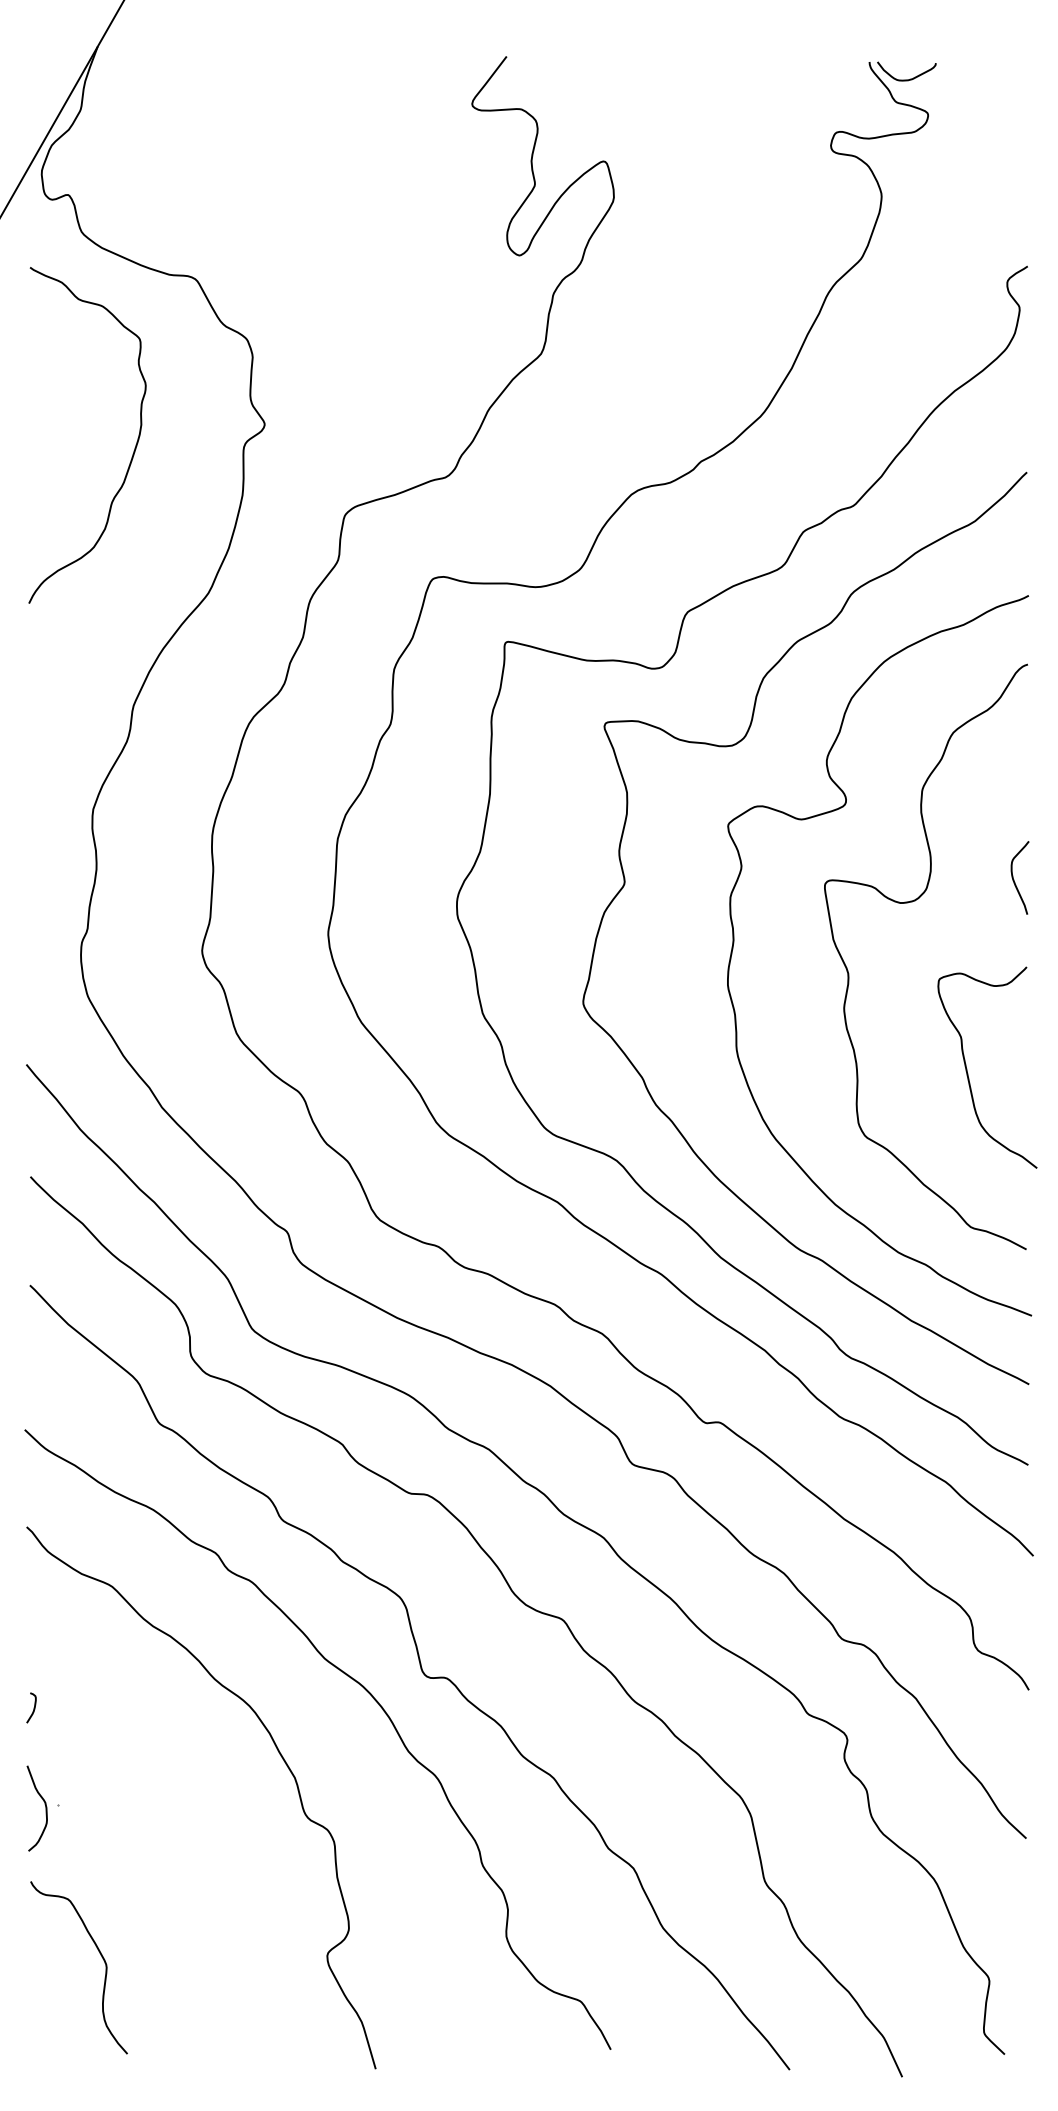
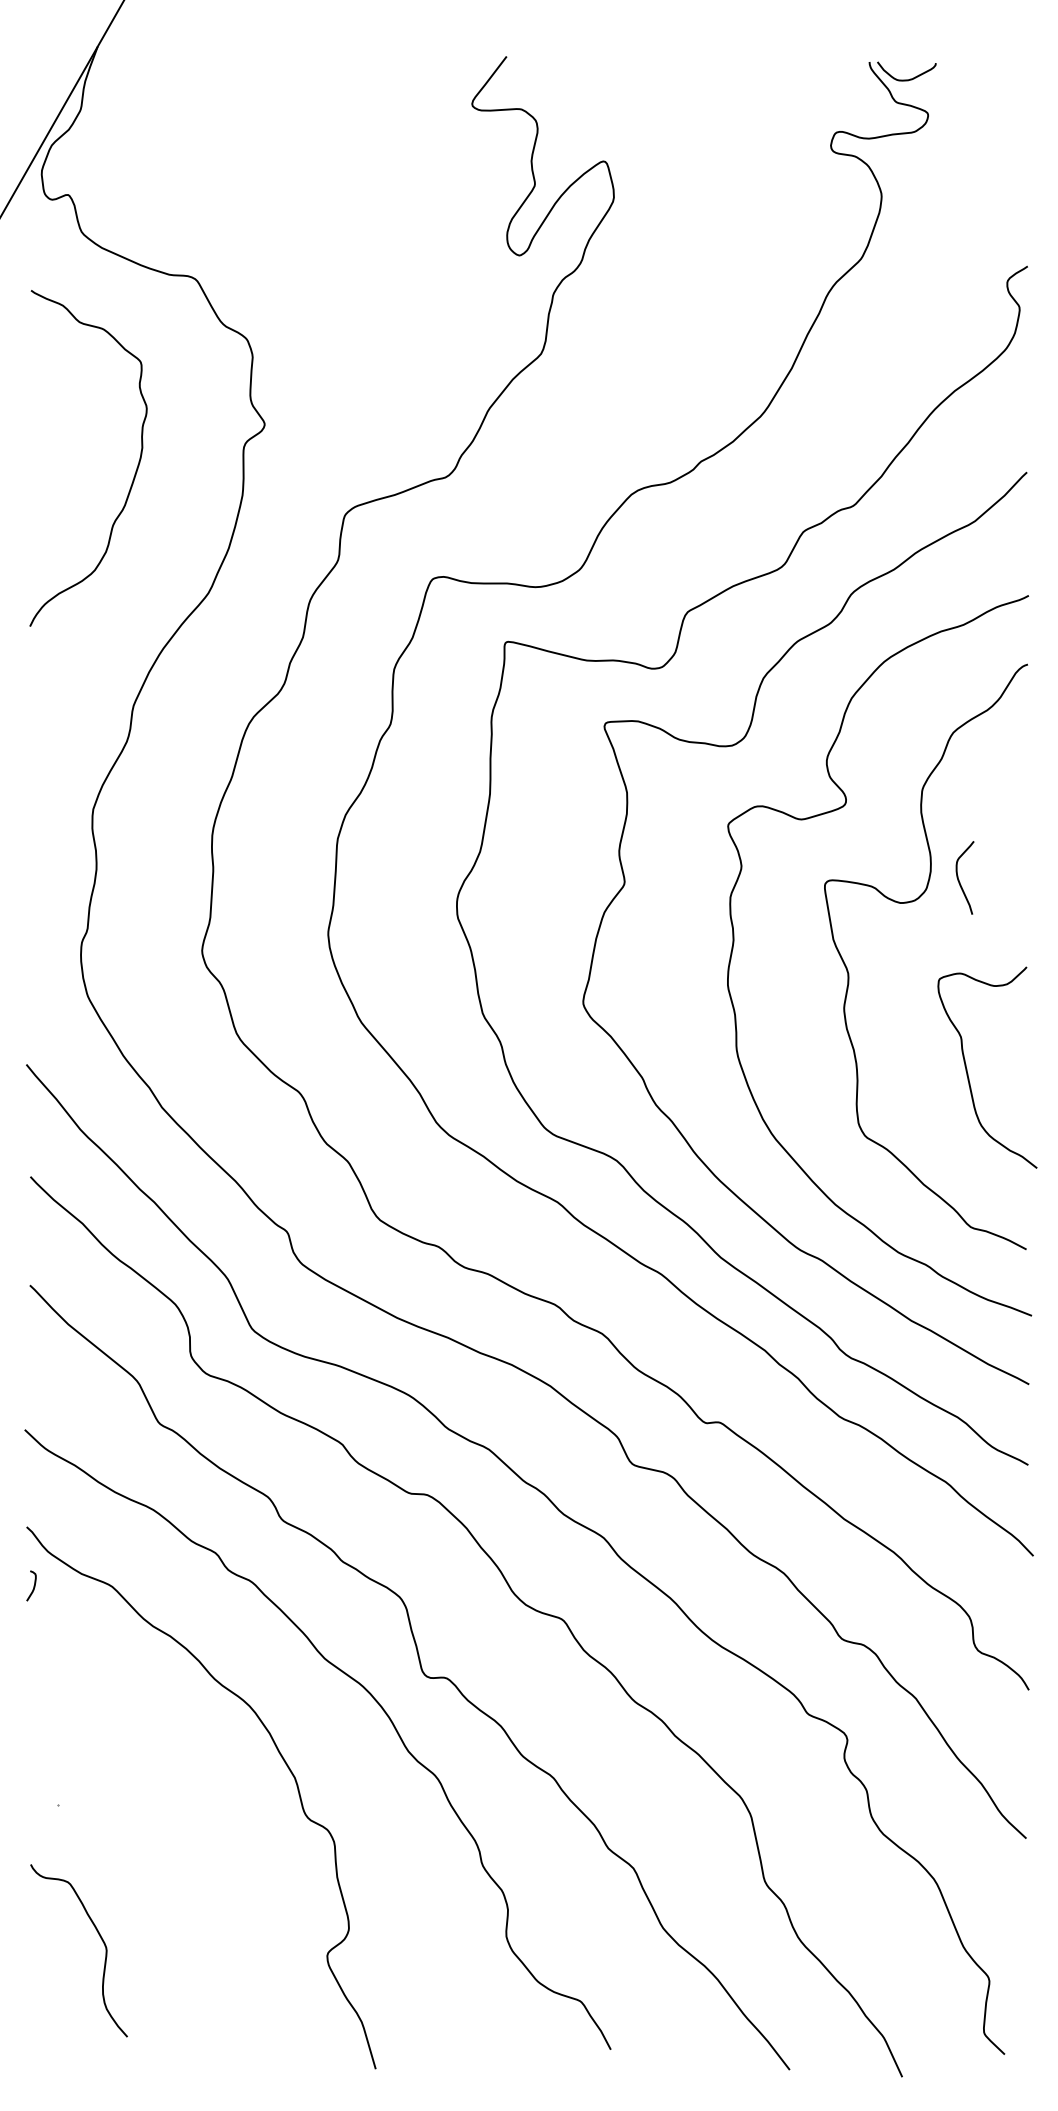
curve position: (134, 447) -> (135, 470) (135, 470)
curve position: (1014, 879) -> (959, 879) (959, 879)
curve position: (33, 1707) -> (33, 1585) (33, 1585)
curve: present -> none (44, 1804)
curve position: (100, 1955) -> (100, 1938) (100, 1938)
